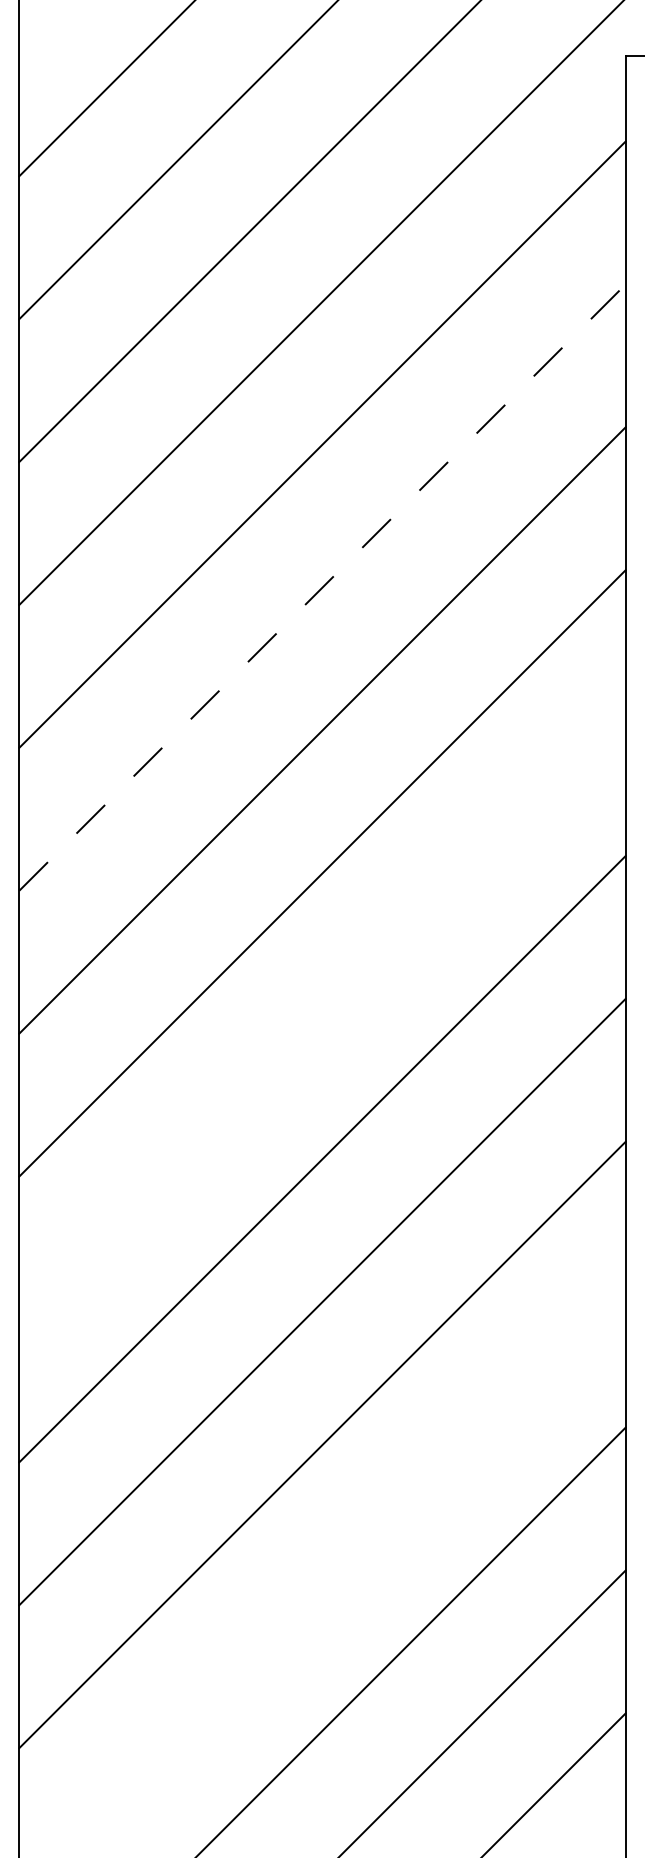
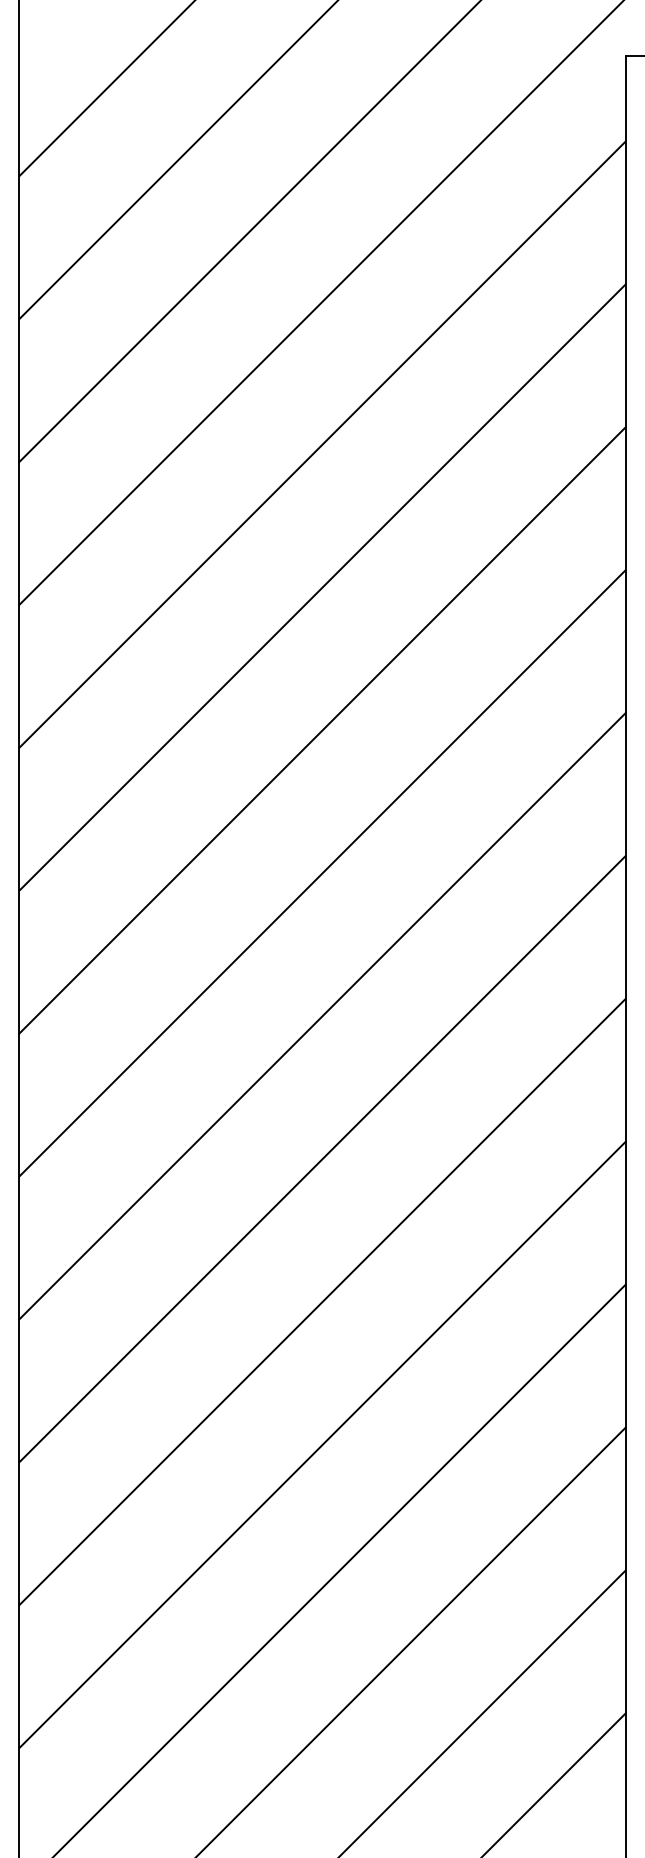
line: dashed -> solid (322, 587)
line: none -> present (322, 1016)
line: none -> present (340, 1569)
